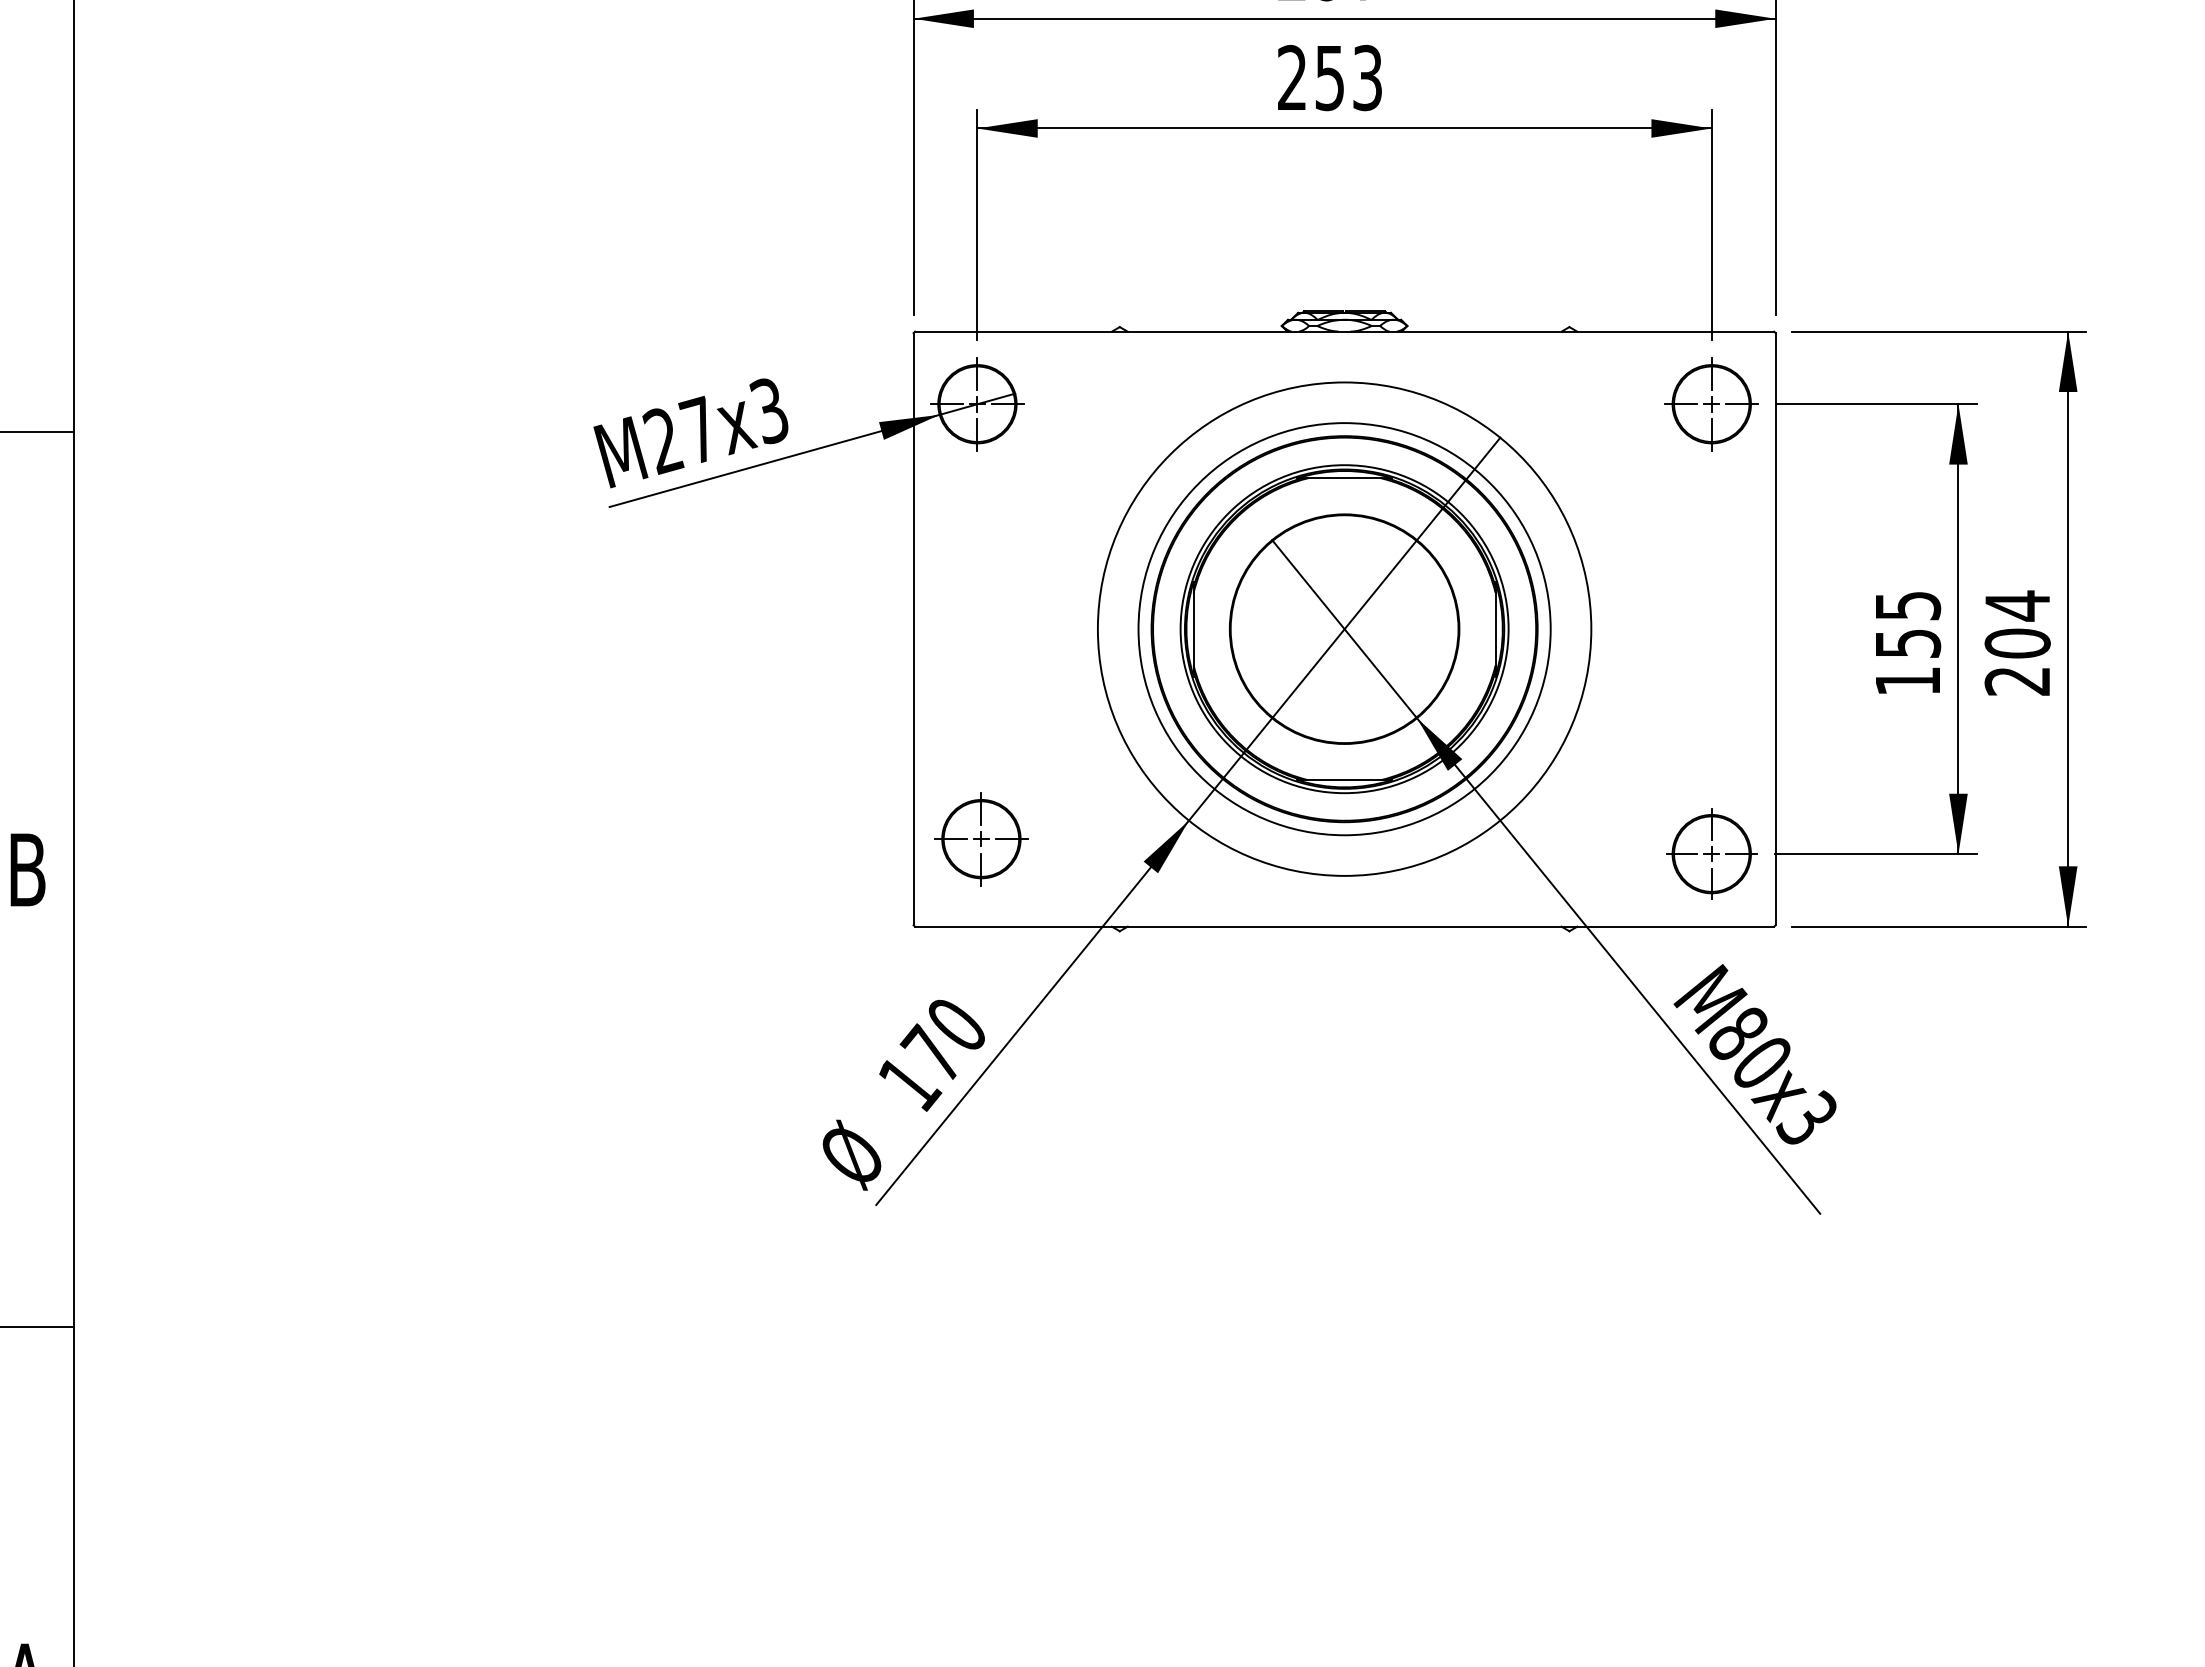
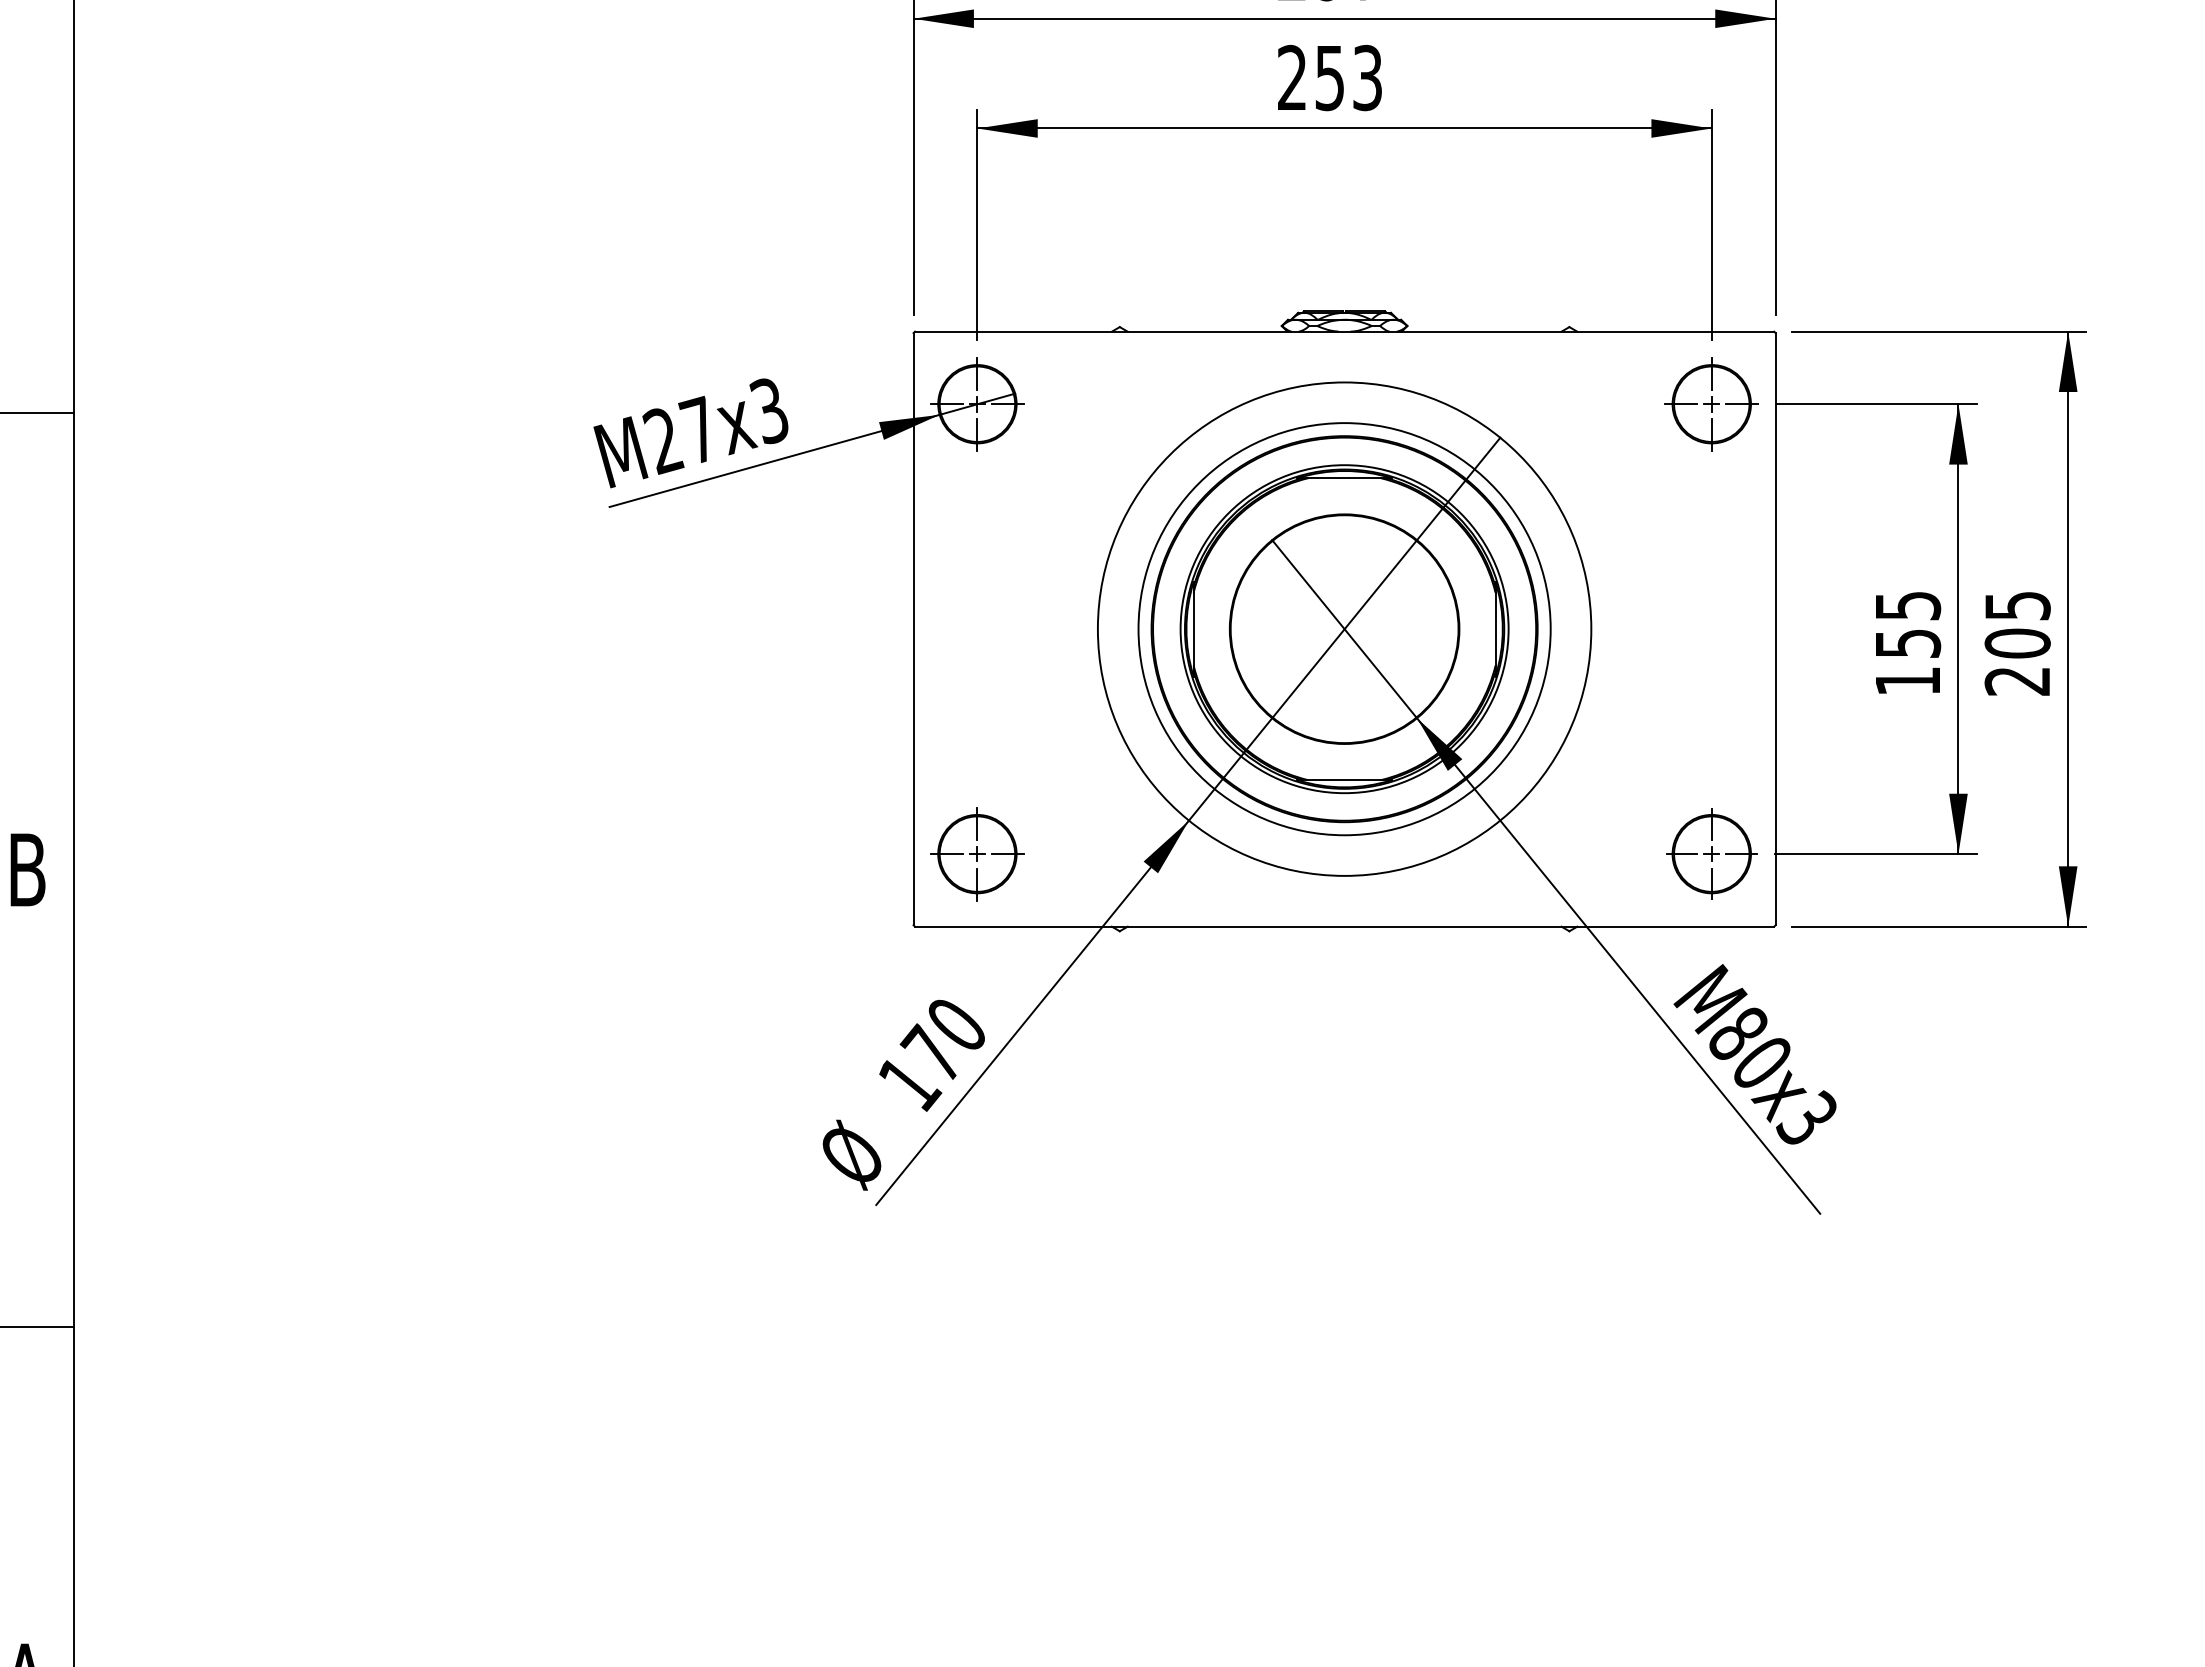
line position: (37, 432) -> (37, 413) (37, 413)
text: 204 -> 205 (2017, 605)
part position: (981, 839) -> (977, 854) (977, 854)
